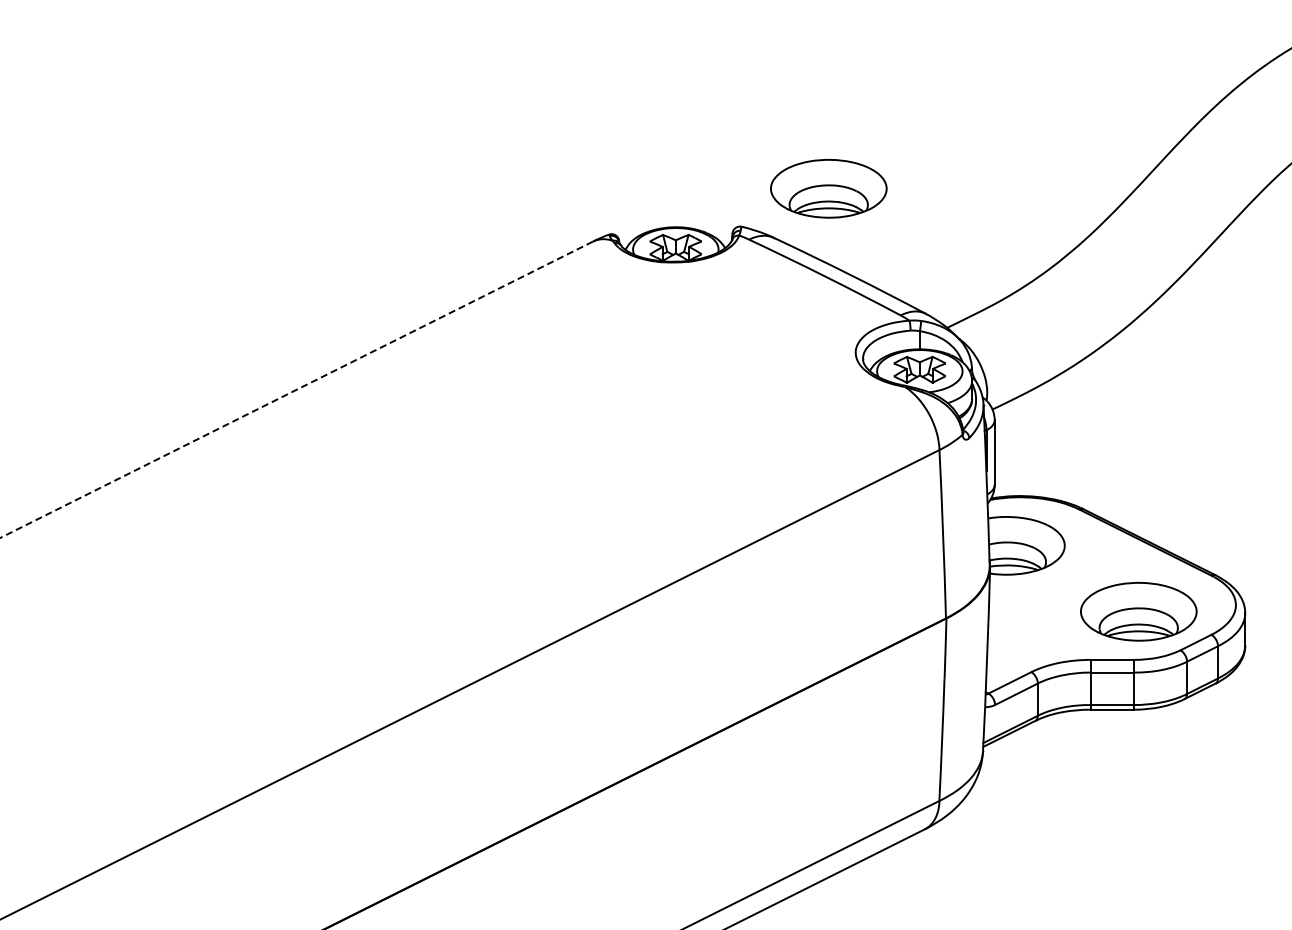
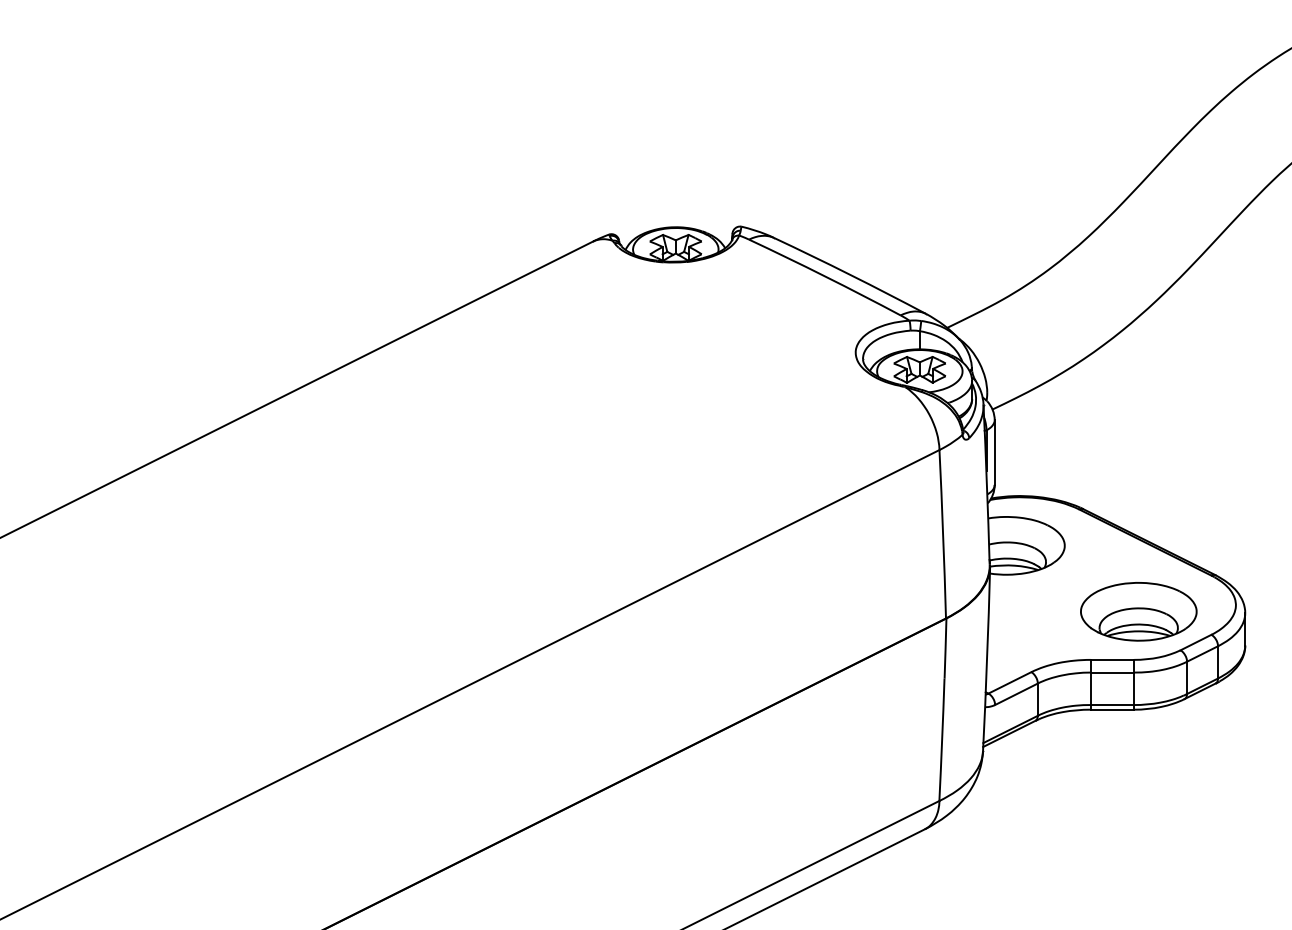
part: present -> none (828, 188)
line: dashed -> solid (297, 389)
